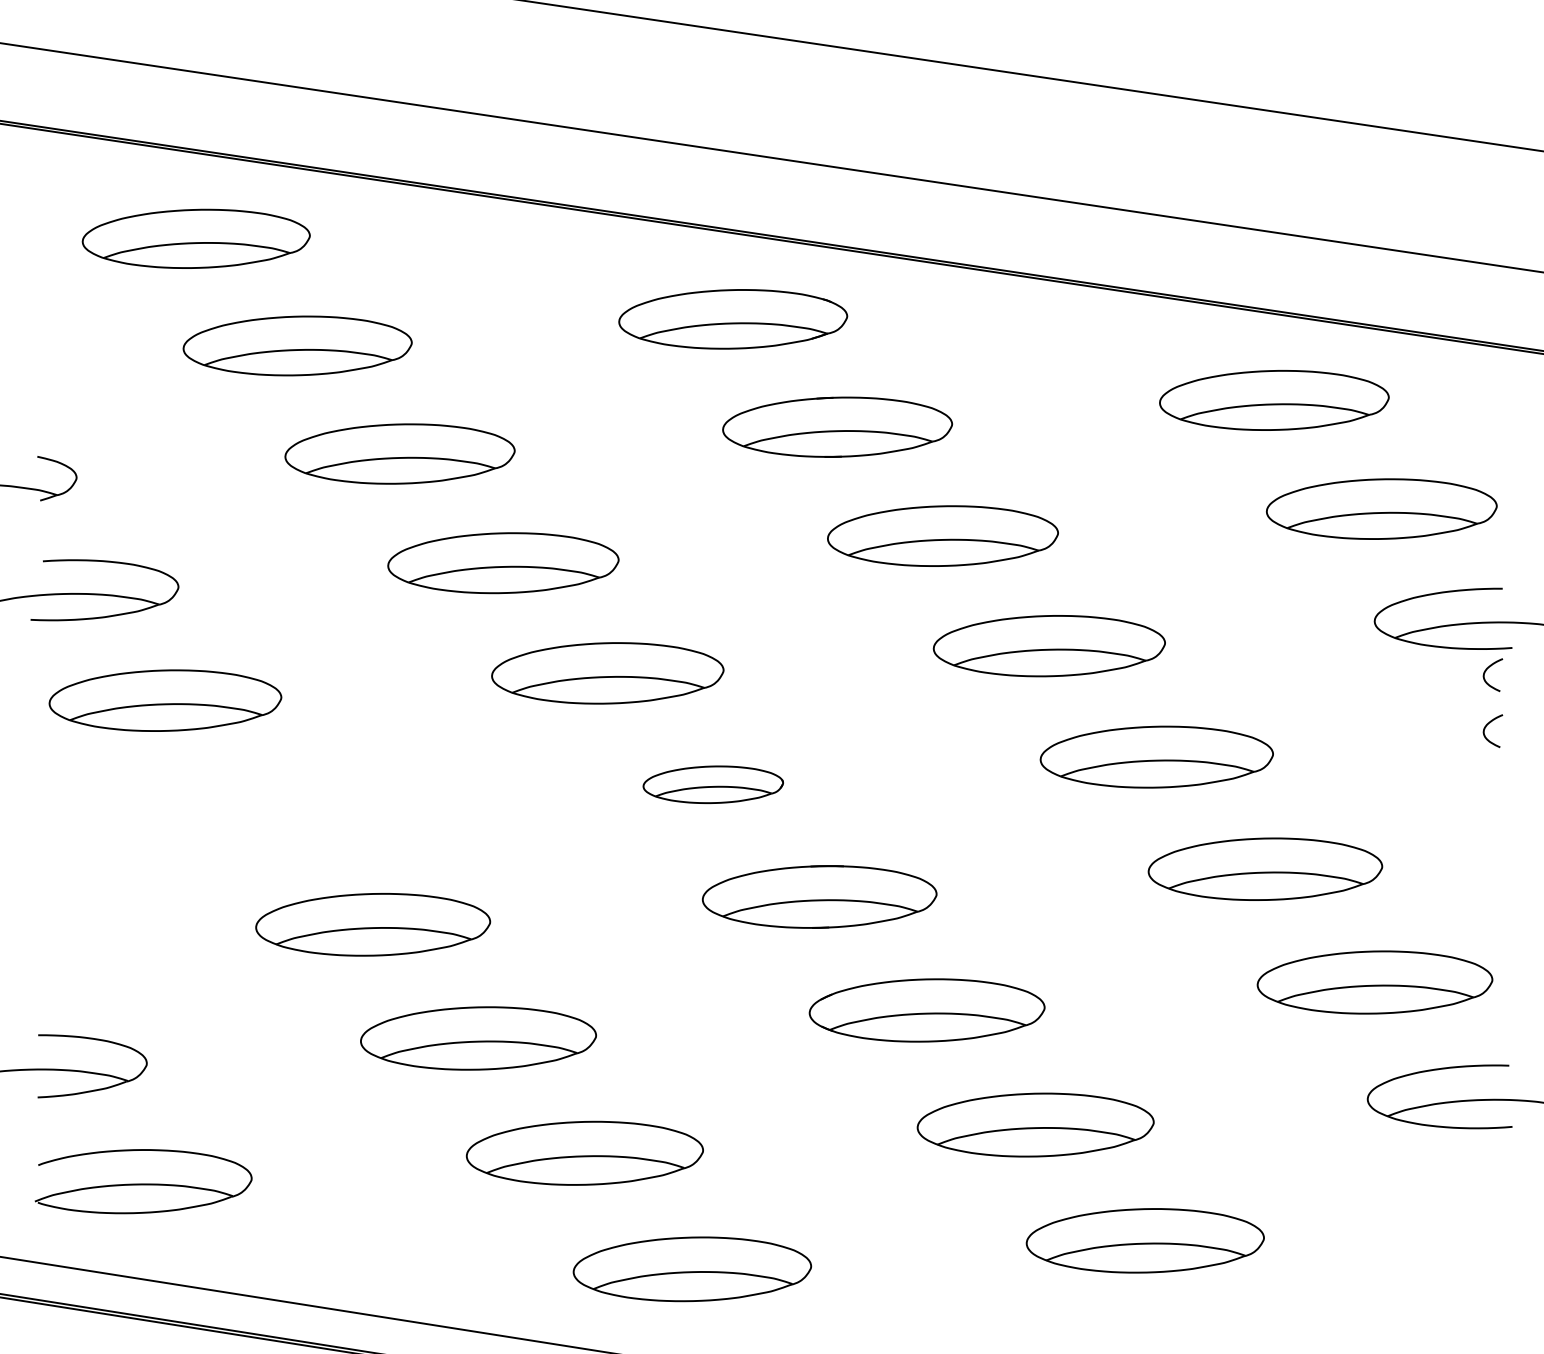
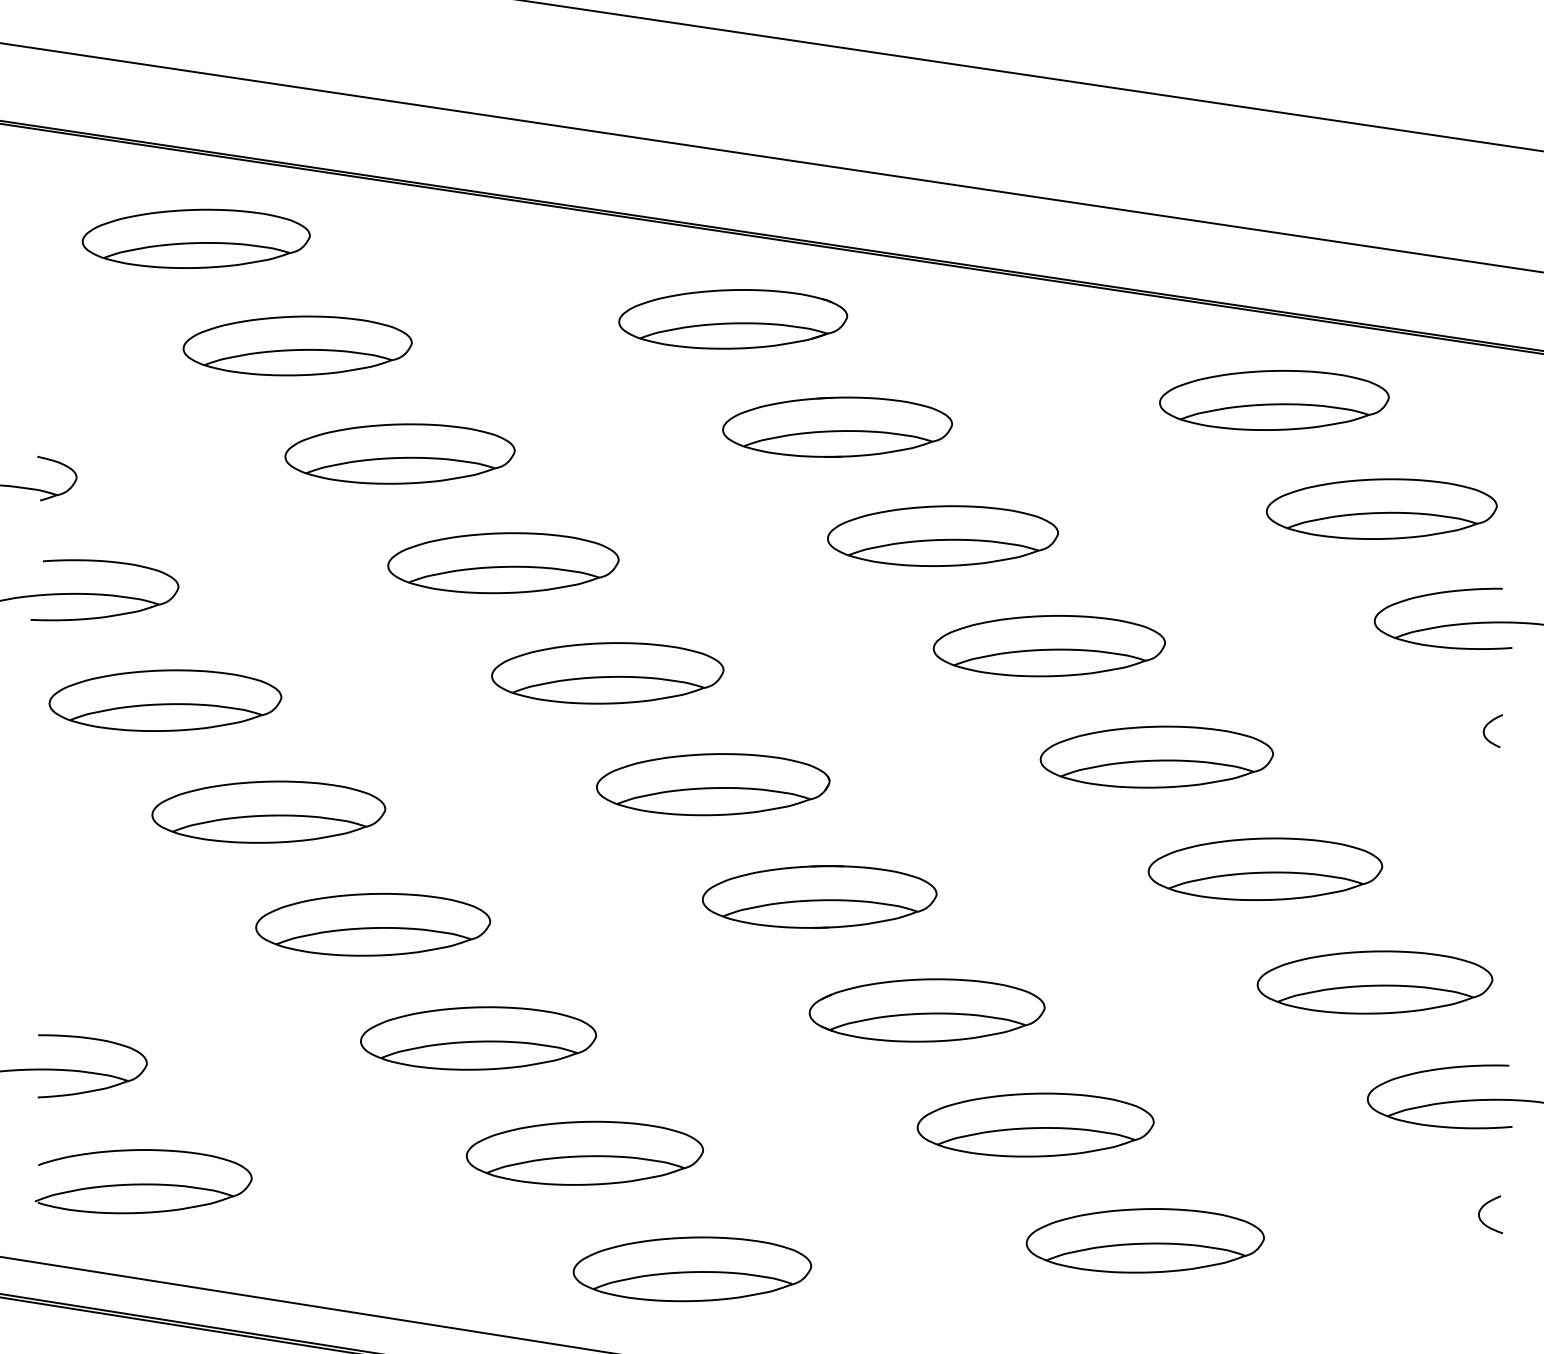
curve: present -> none (1486, 671)
part size: 142x39 px -> 235x64 px (713, 784)
part: none -> present (268, 811)
curve: none -> present (1481, 1210)
